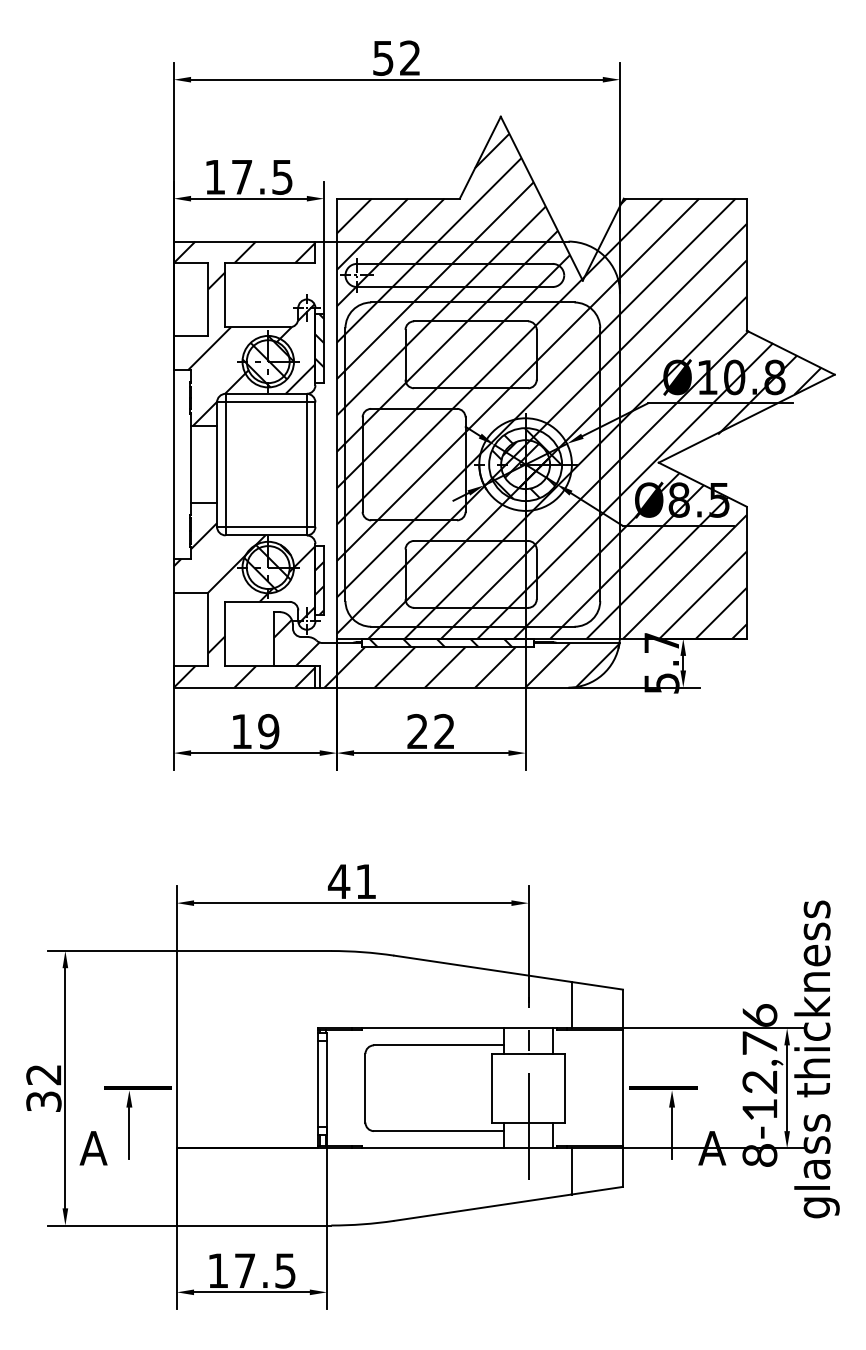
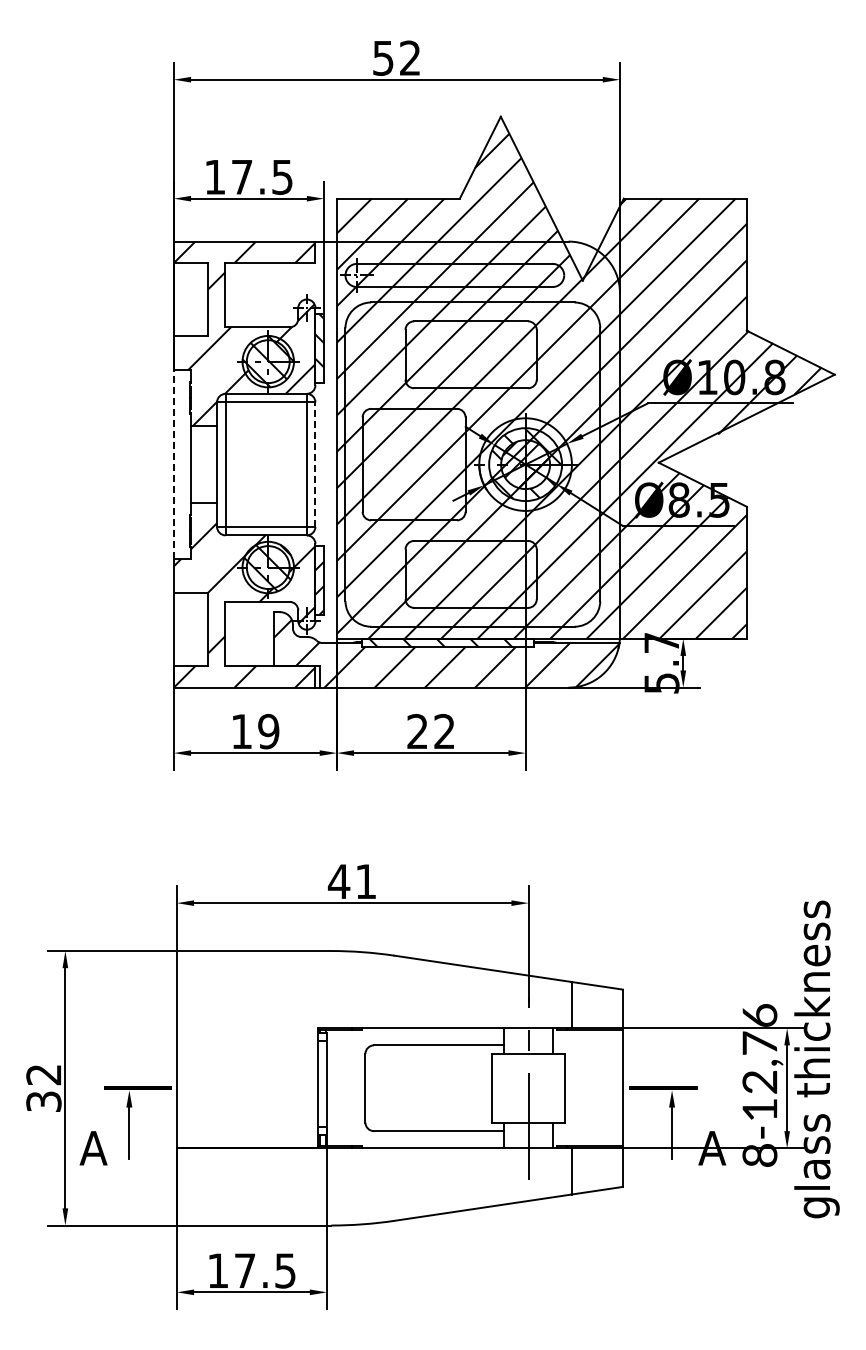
line: solid -> dashed (173, 464)
line: solid -> dashed (315, 464)
